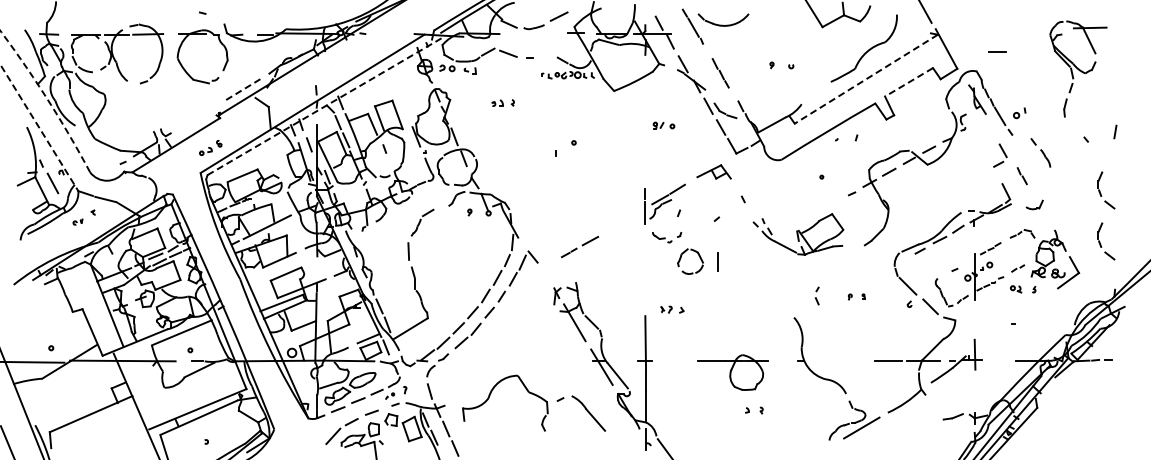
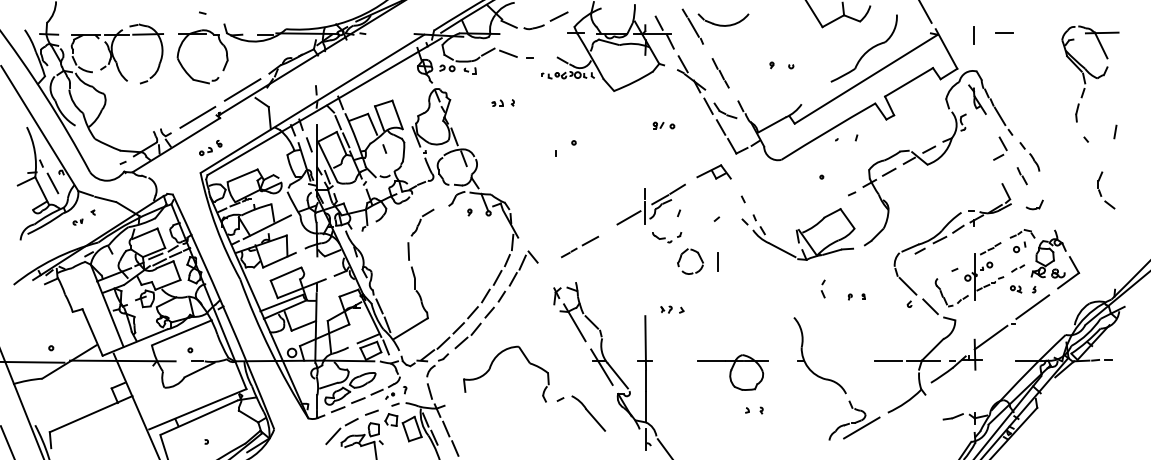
line: none -> present (973, 35)
line position: (997, 51) -> (1004, 32) (1004, 32)
part position: (1078, 68) -> (1090, 73) (1090, 73)
line: dashed -> solid (865, 79)
line: dashed -> solid (909, 82)
line: dashed -> solid (242, 89)
arc: dashed -> solid (47, 99)
line: dashed -> solid (324, 106)
part position: (1019, 113) -> (1019, 247) (1019, 247)
line: none -> present (197, 117)
line: dashed -> solid (40, 128)
part position: (1040, 152) -> (1029, 156) (1029, 156)
part position: (1000, 155) -> (1000, 148) (1000, 148)
line: none -> present (628, 217)
part size: 93x43 px -> 115x53 px (798, 234)
part: present -> none (1106, 241)
part position: (816, 295) -> (822, 288) (822, 288)
line: none -> present (1032, 306)
line: none -> present (990, 337)
part position: (490, 396) -> (491, 367) (491, 367)
